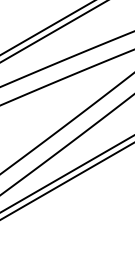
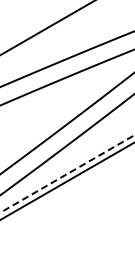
line: present -> none (53, 31)
line: solid -> dashed (68, 173)
